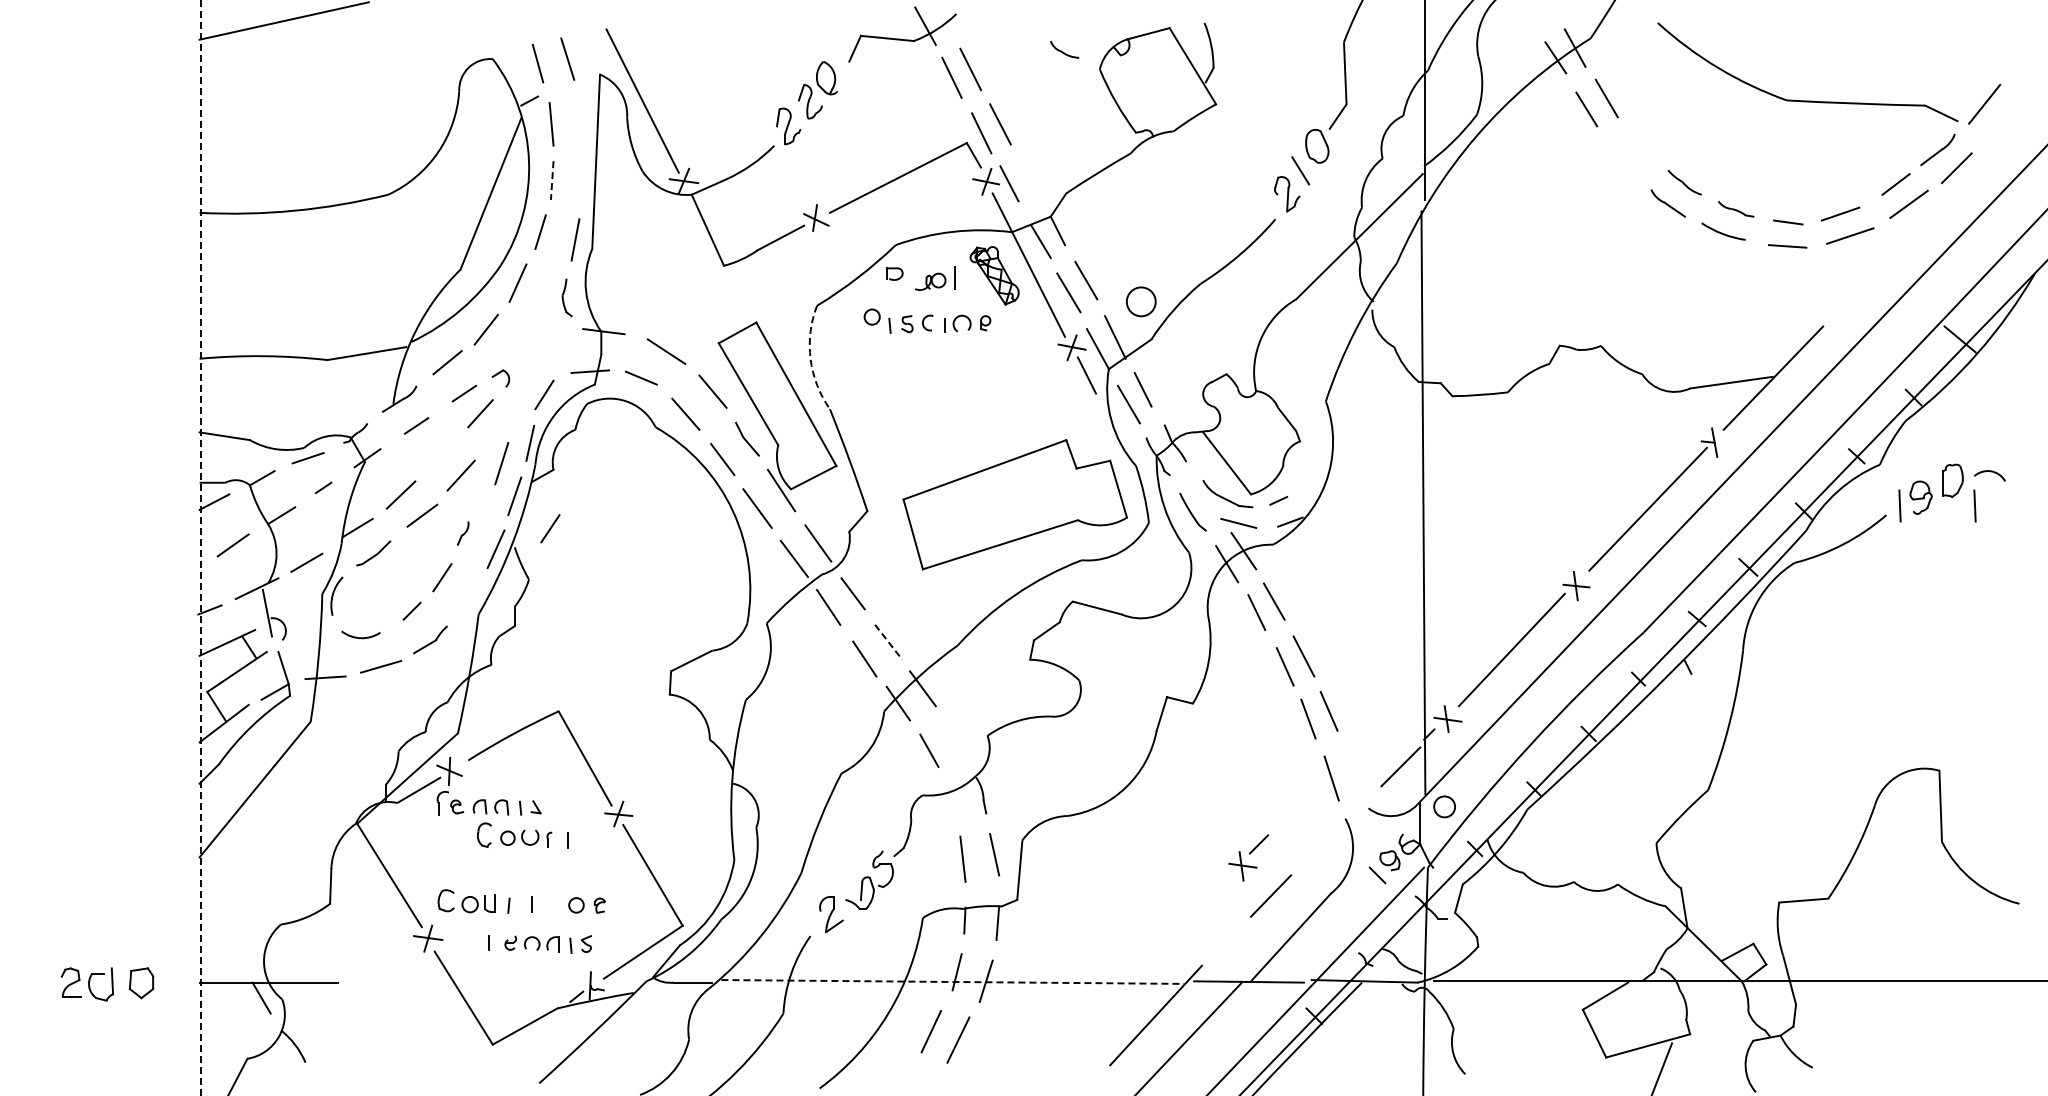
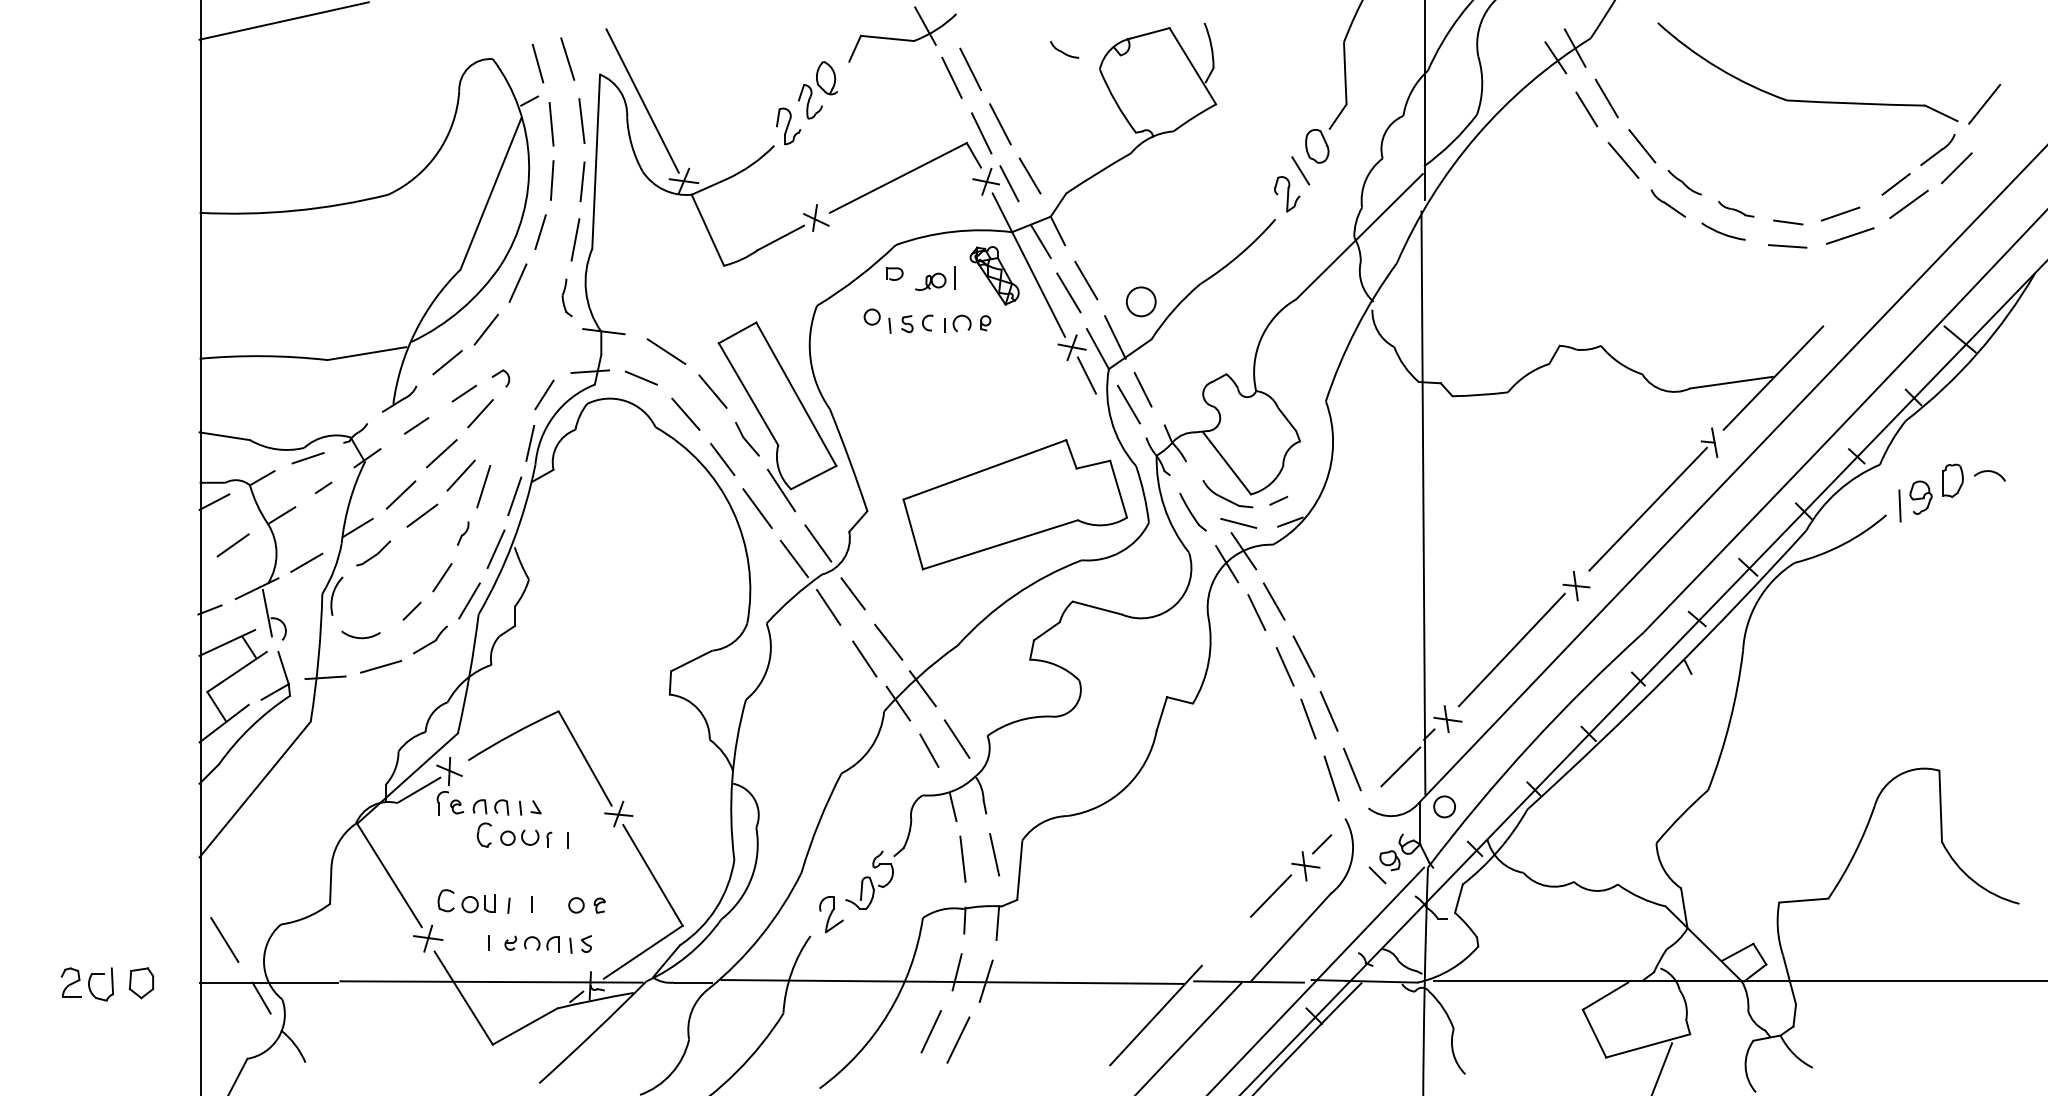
line: none -> present (581, 121)
line: none -> present (1642, 146)
line: none -> present (1623, 160)
line: none -> present (1029, 175)
line: dashed -> solid (552, 181)
line: none -> present (582, 181)
arc: dashed -> solid (810, 359)
line: none -> present (441, 453)
line position: (501, 463) -> (483, 486) (483, 486)
line: present -> none (1974, 505)
line: present -> none (550, 528)
line: dashed -> solid (200, 547)
line: none -> present (469, 600)
line: dashed -> solid (889, 642)
line: none -> present (956, 738)
line: none -> present (1352, 769)
line: none -> present (953, 807)
part position: (1248, 857) -> (1311, 857) (1311, 857)
line: none -> present (224, 939)
line: none -> present (491, 981)
line: dashed -> solid (953, 981)
